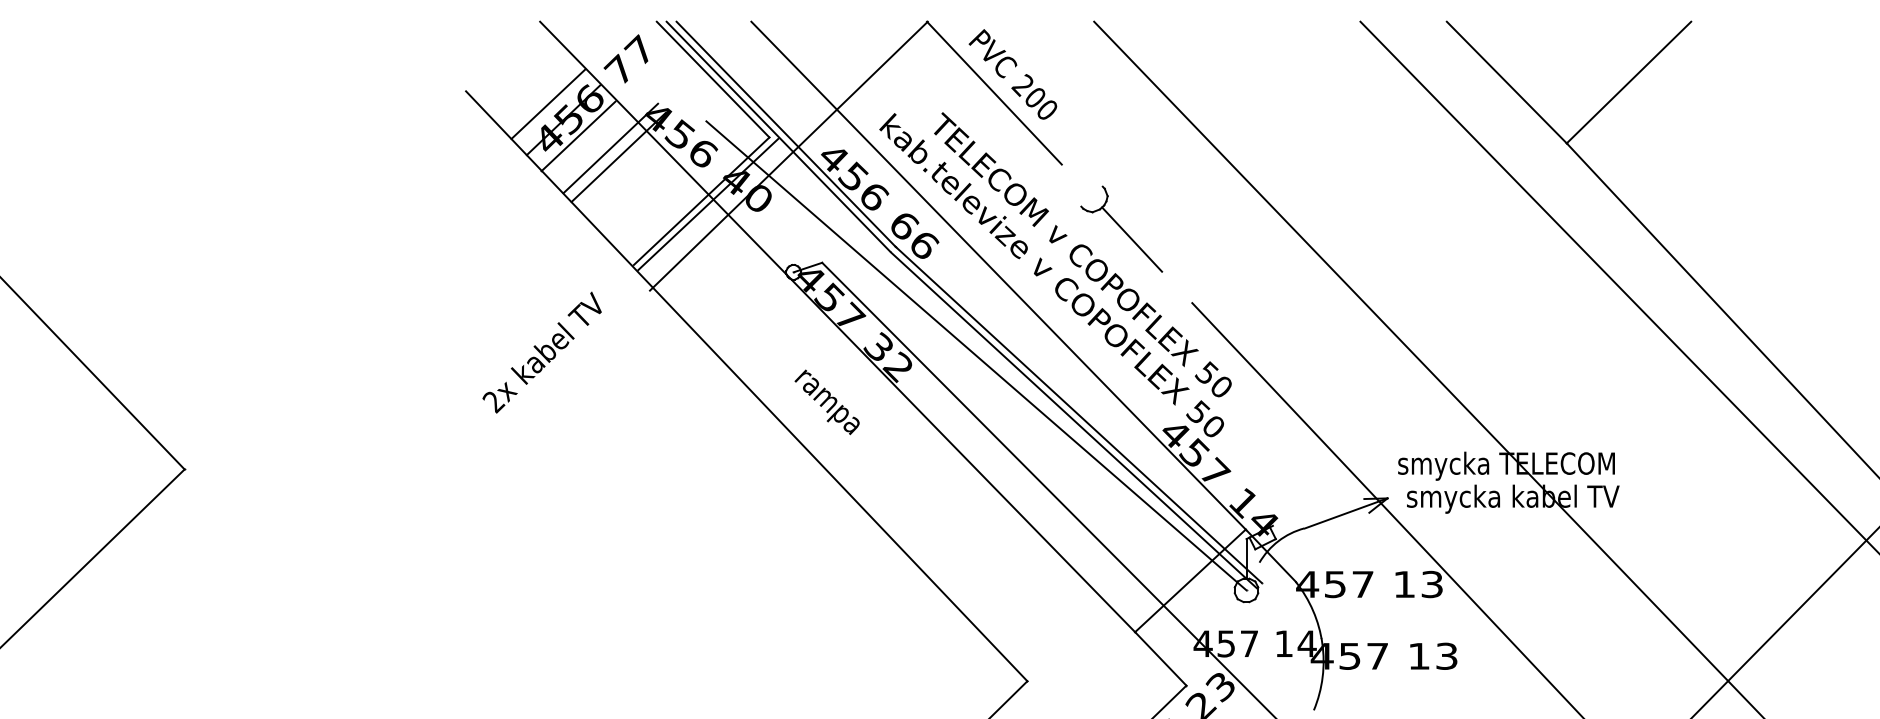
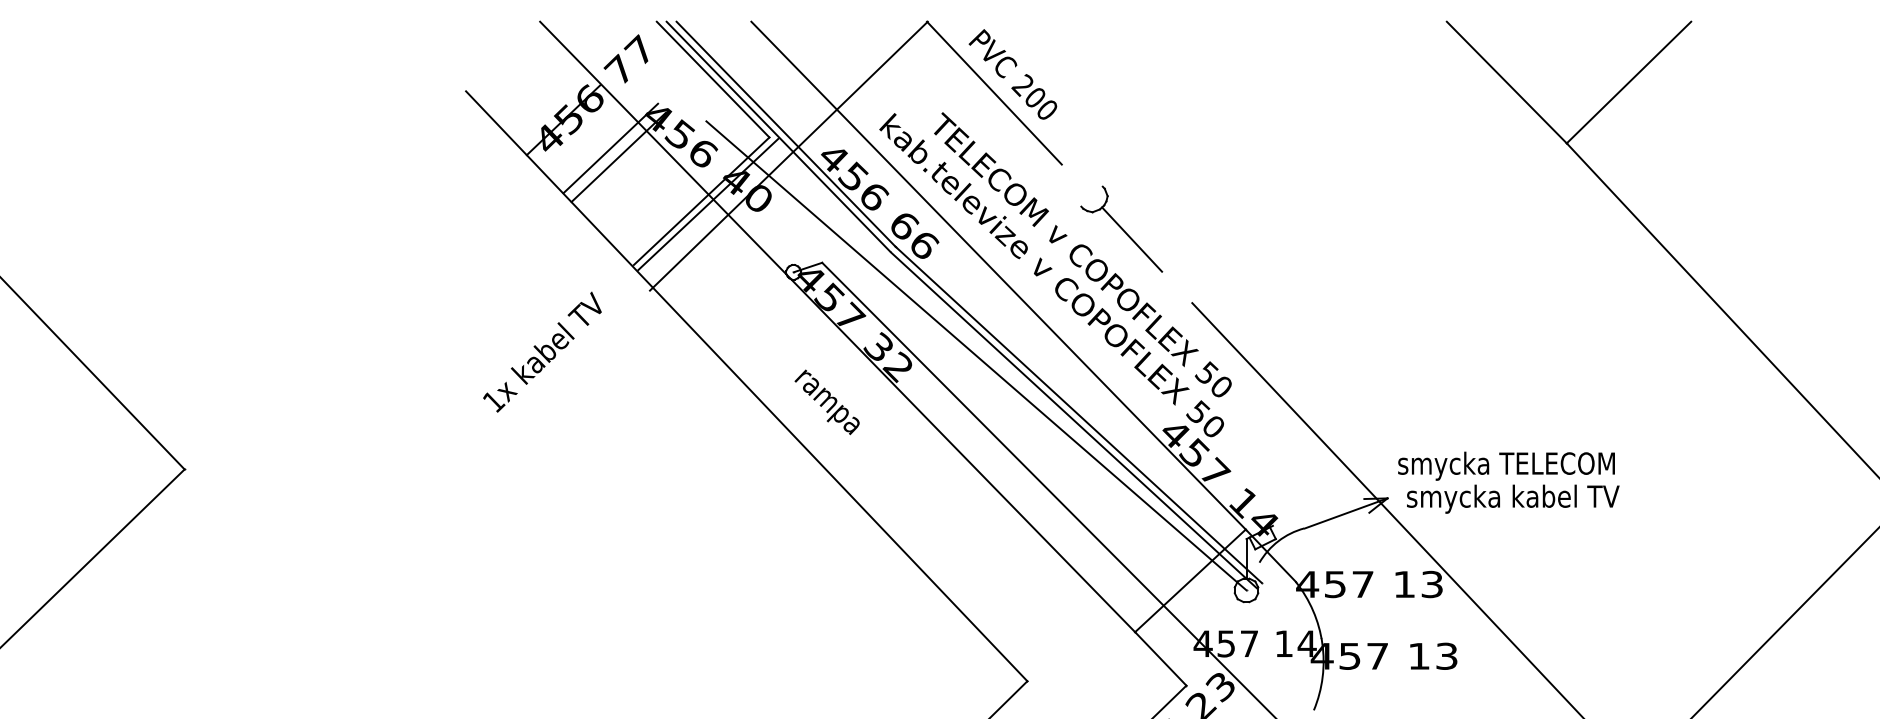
line: present -> none (548, 103)
line: present -> none (578, 136)
line: present -> none (1618, 286)
line: present -> none (1427, 368)
text: 2x -> 1x (493, 402)
